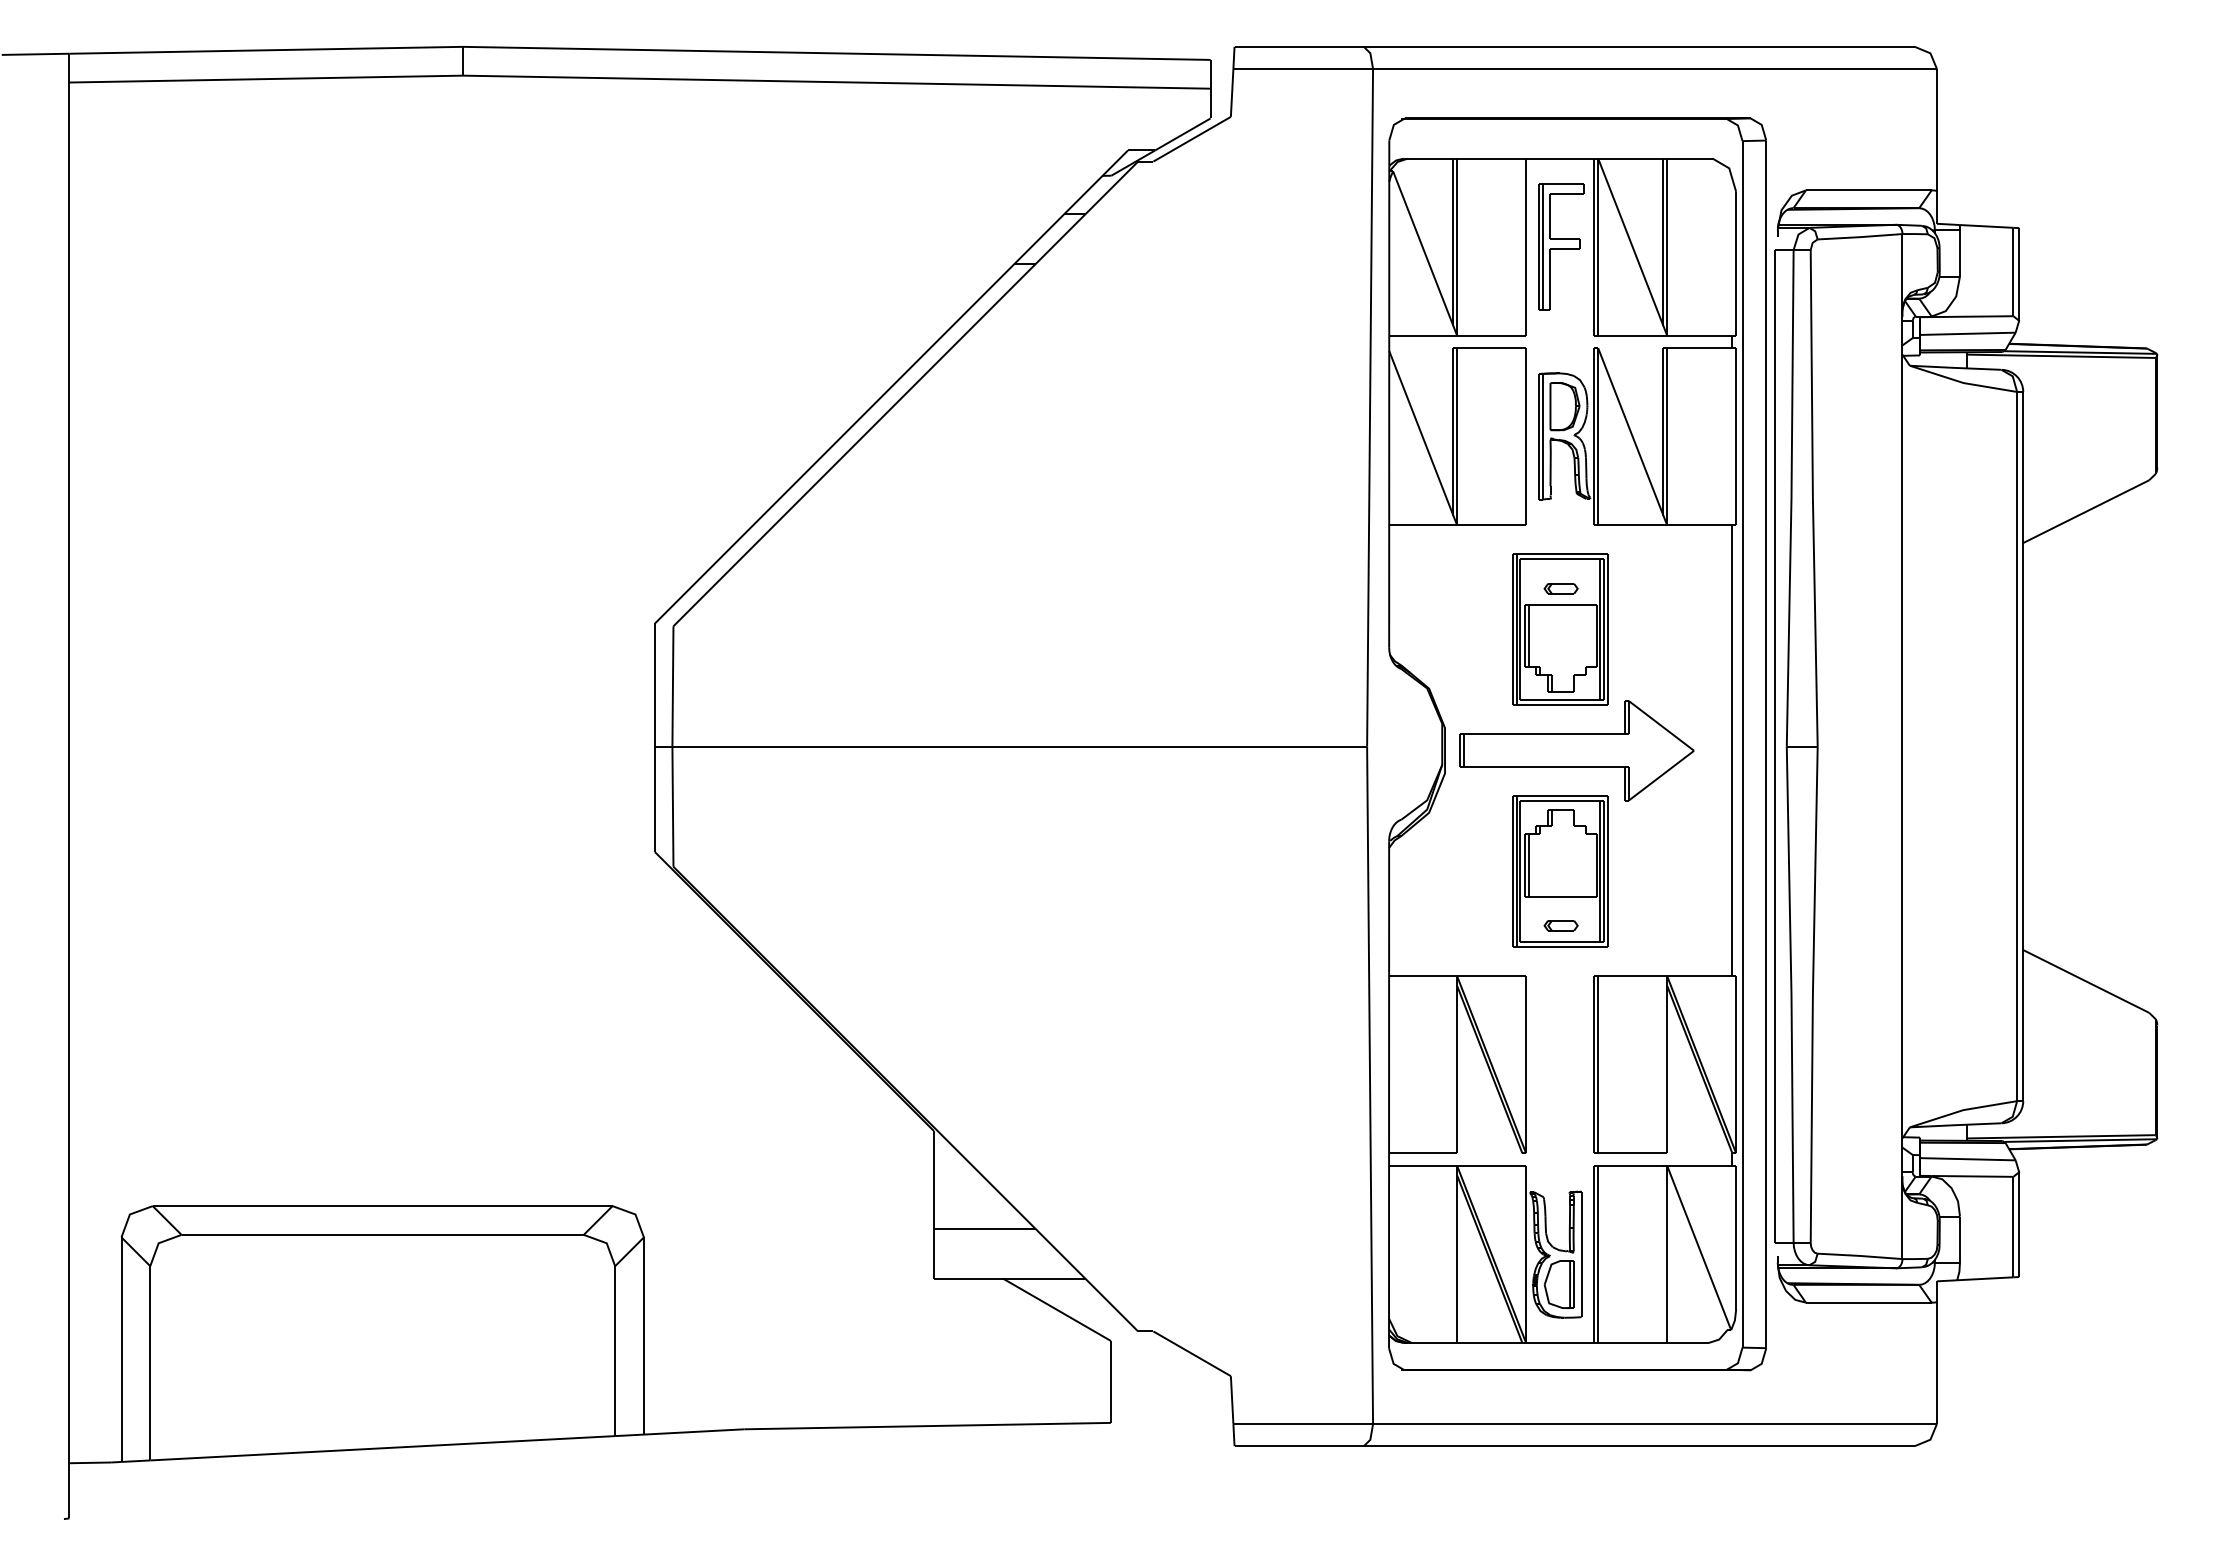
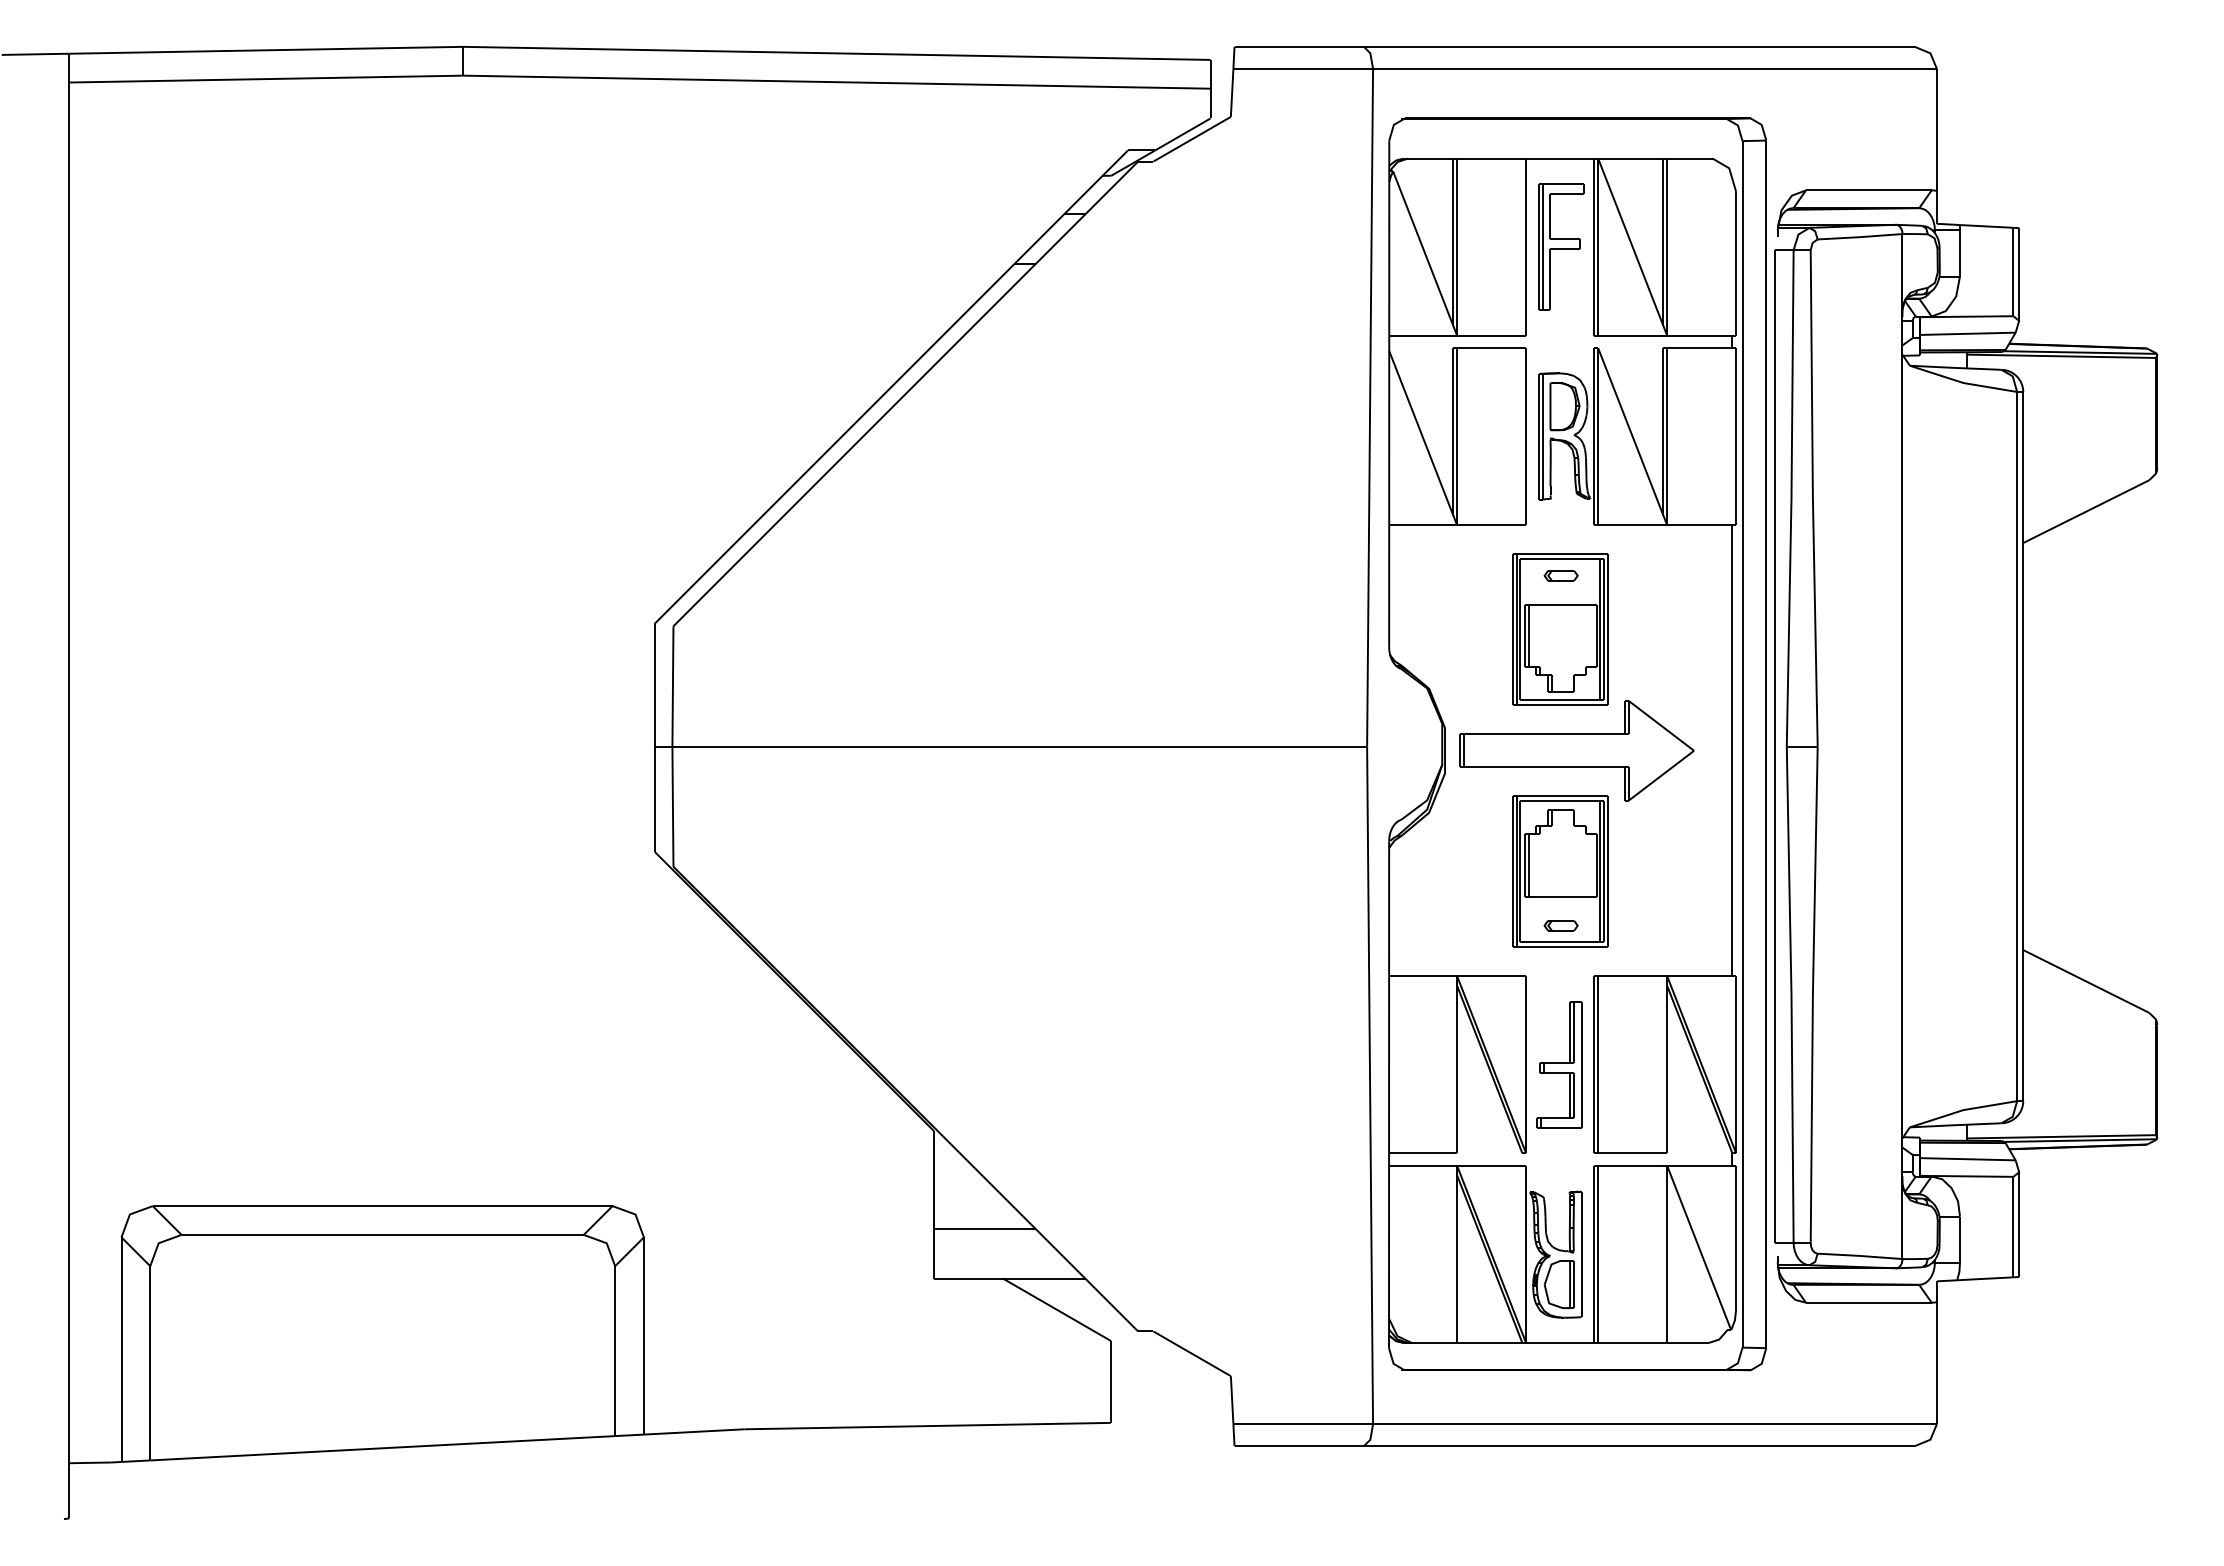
part position: (1560, 588) -> (1560, 575) (1560, 575)
part: none -> present (1559, 1064)
